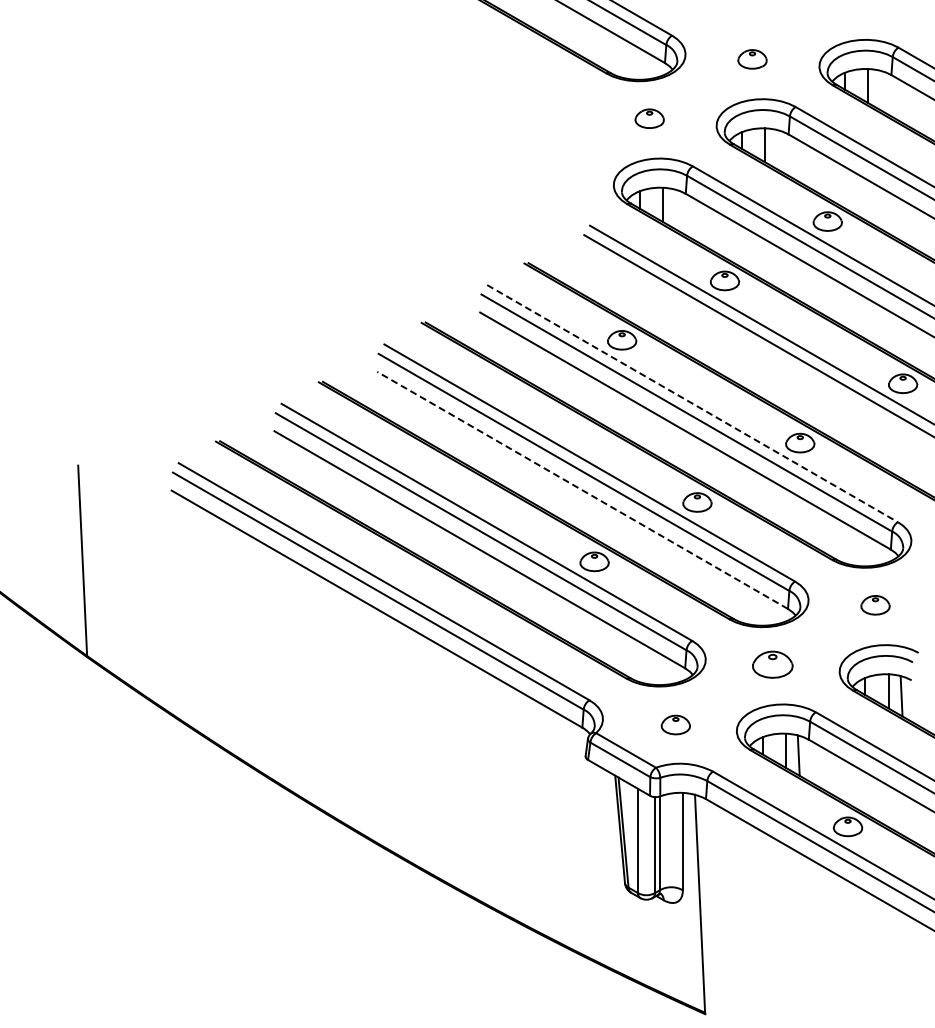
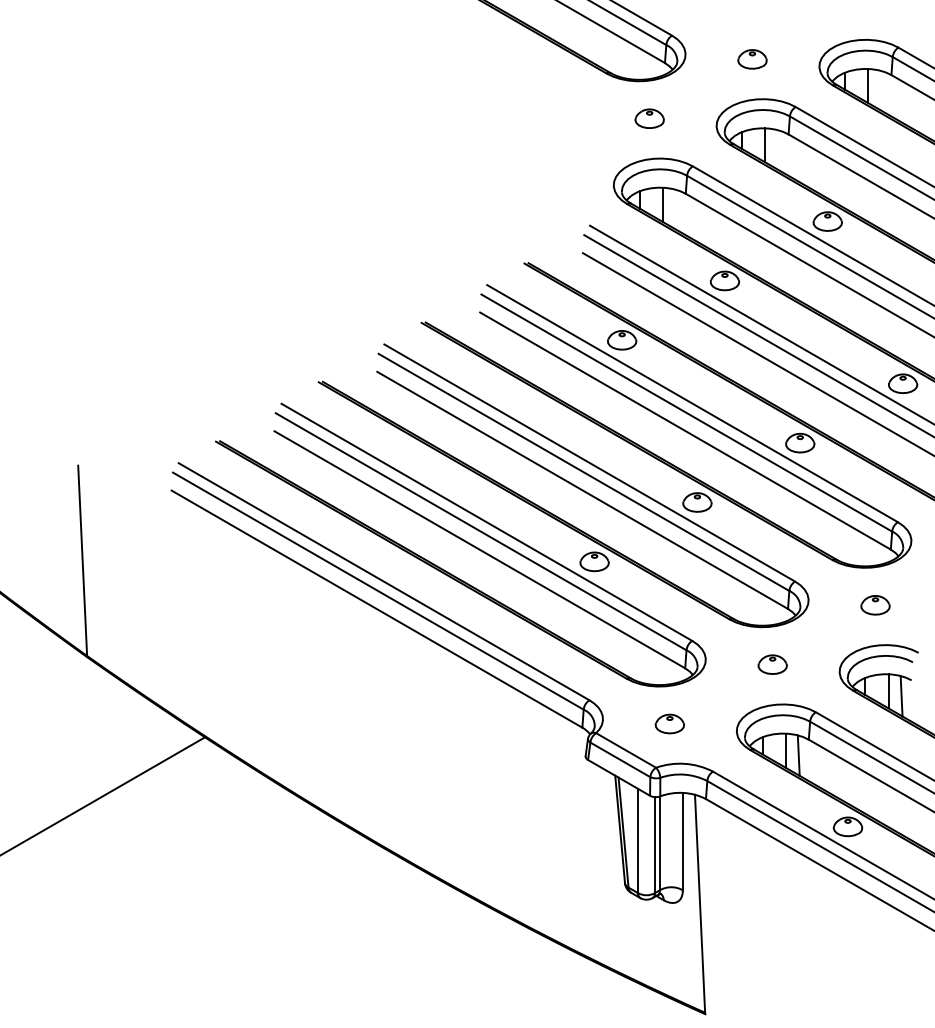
line: none -> present (756, 353)
line: dashed -> solid (692, 403)
line: dashed -> solid (582, 490)
part size: 42x29 px -> 31x21 px (772, 664)
part position: (675, 724) -> (669, 723) (669, 723)
line: none -> present (103, 795)
